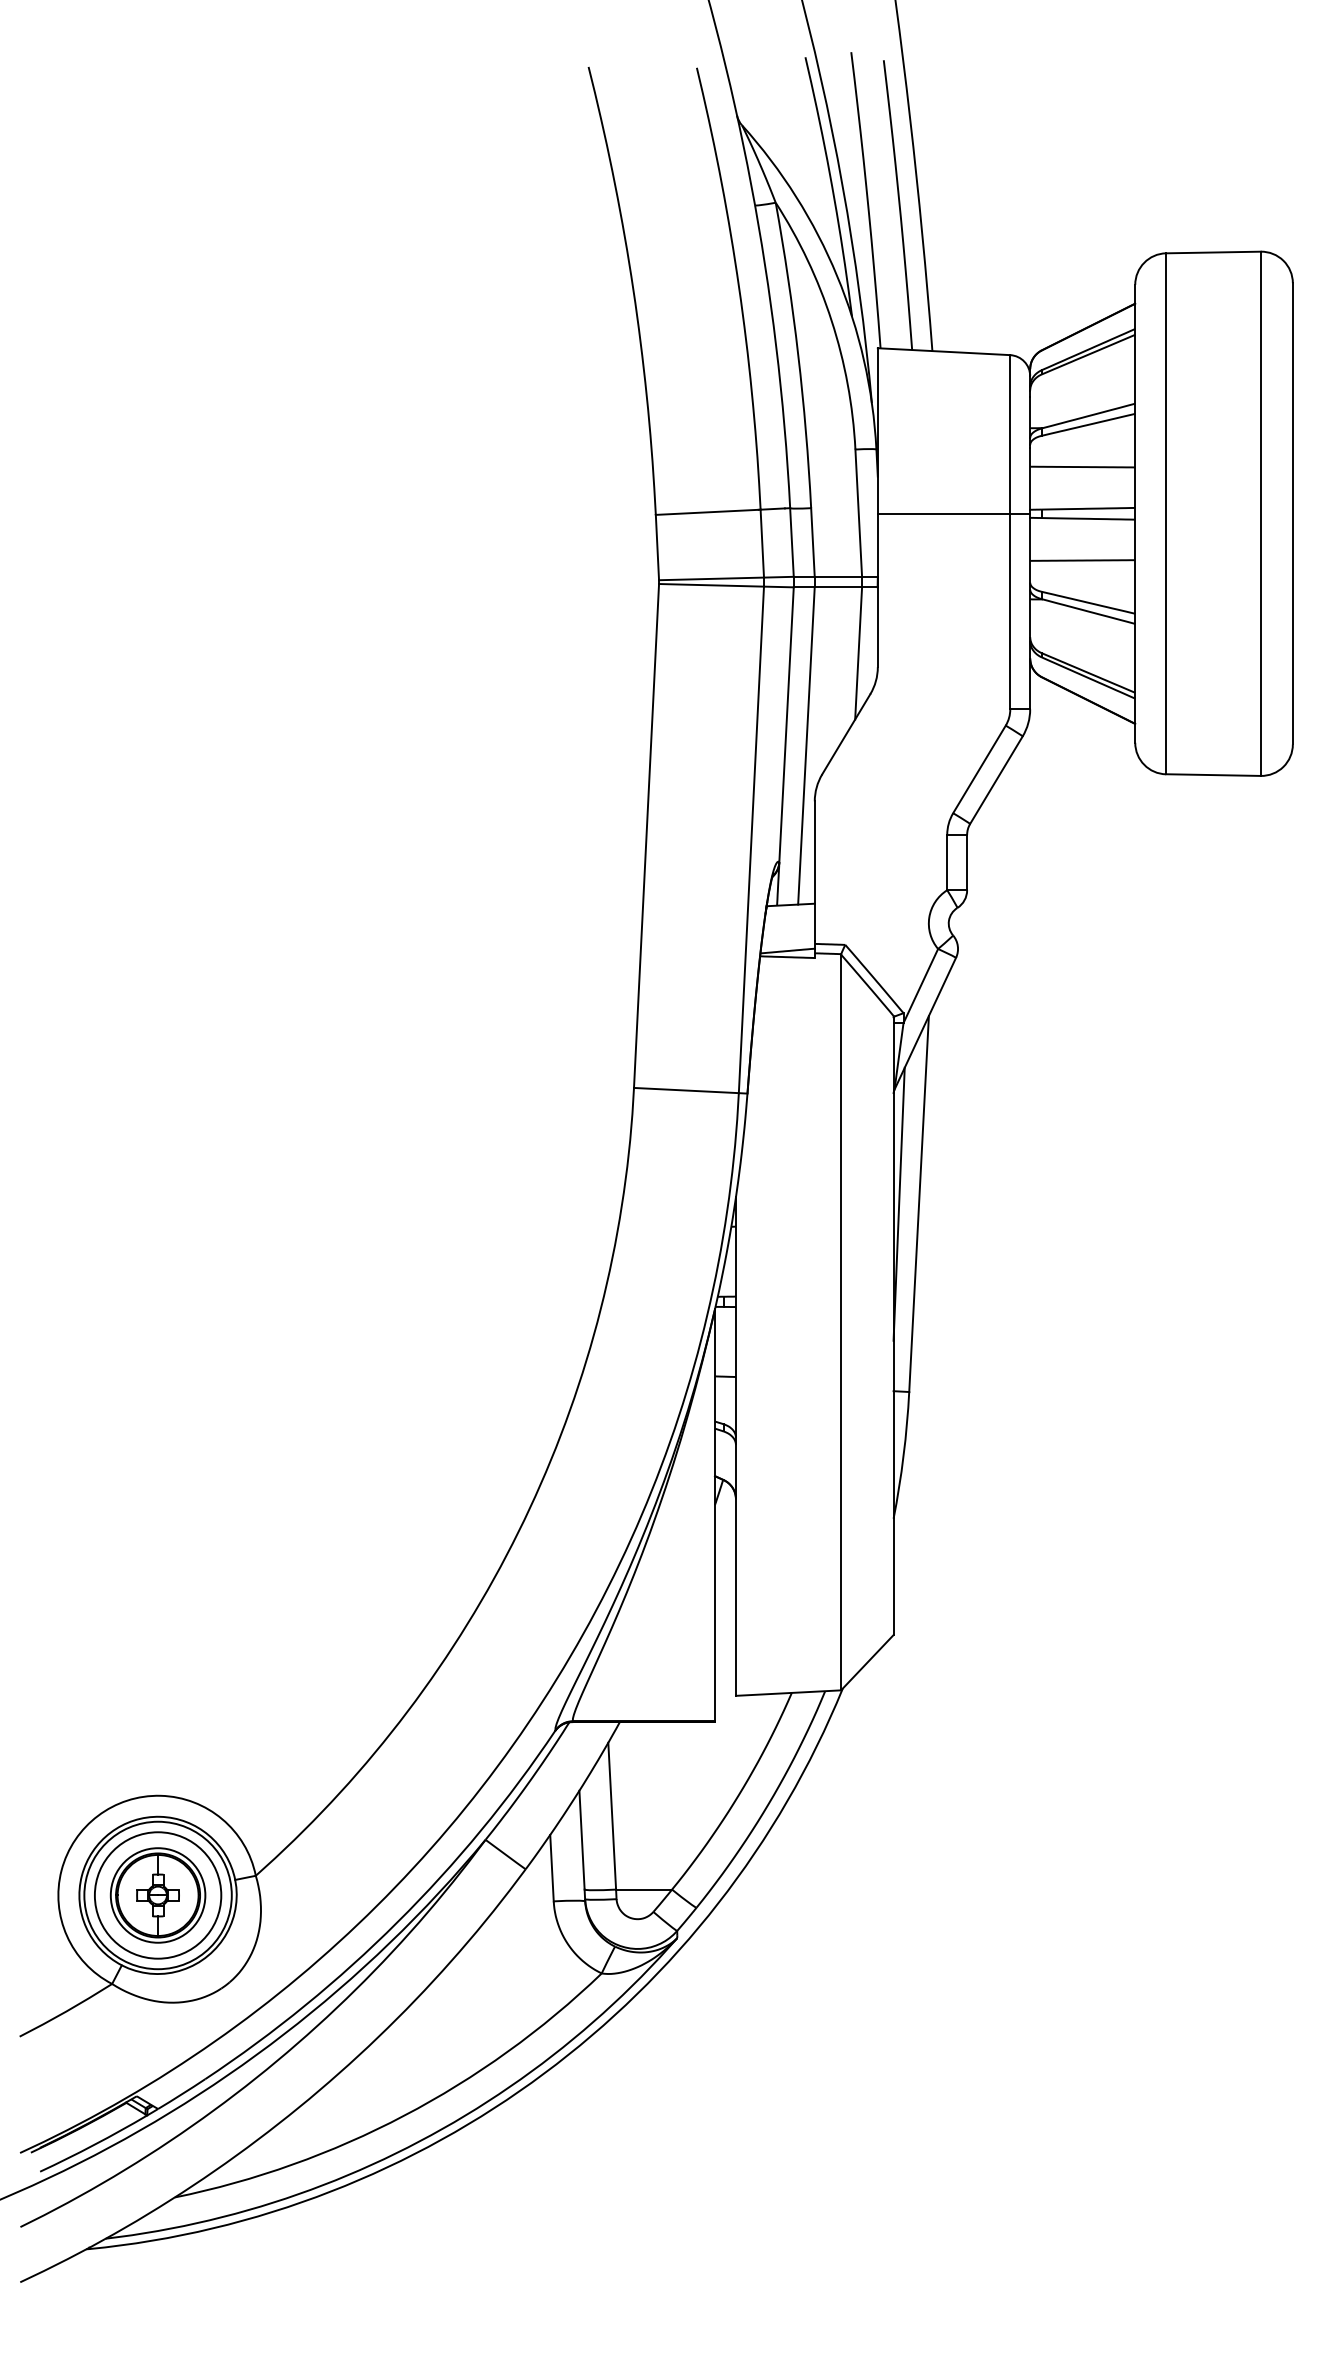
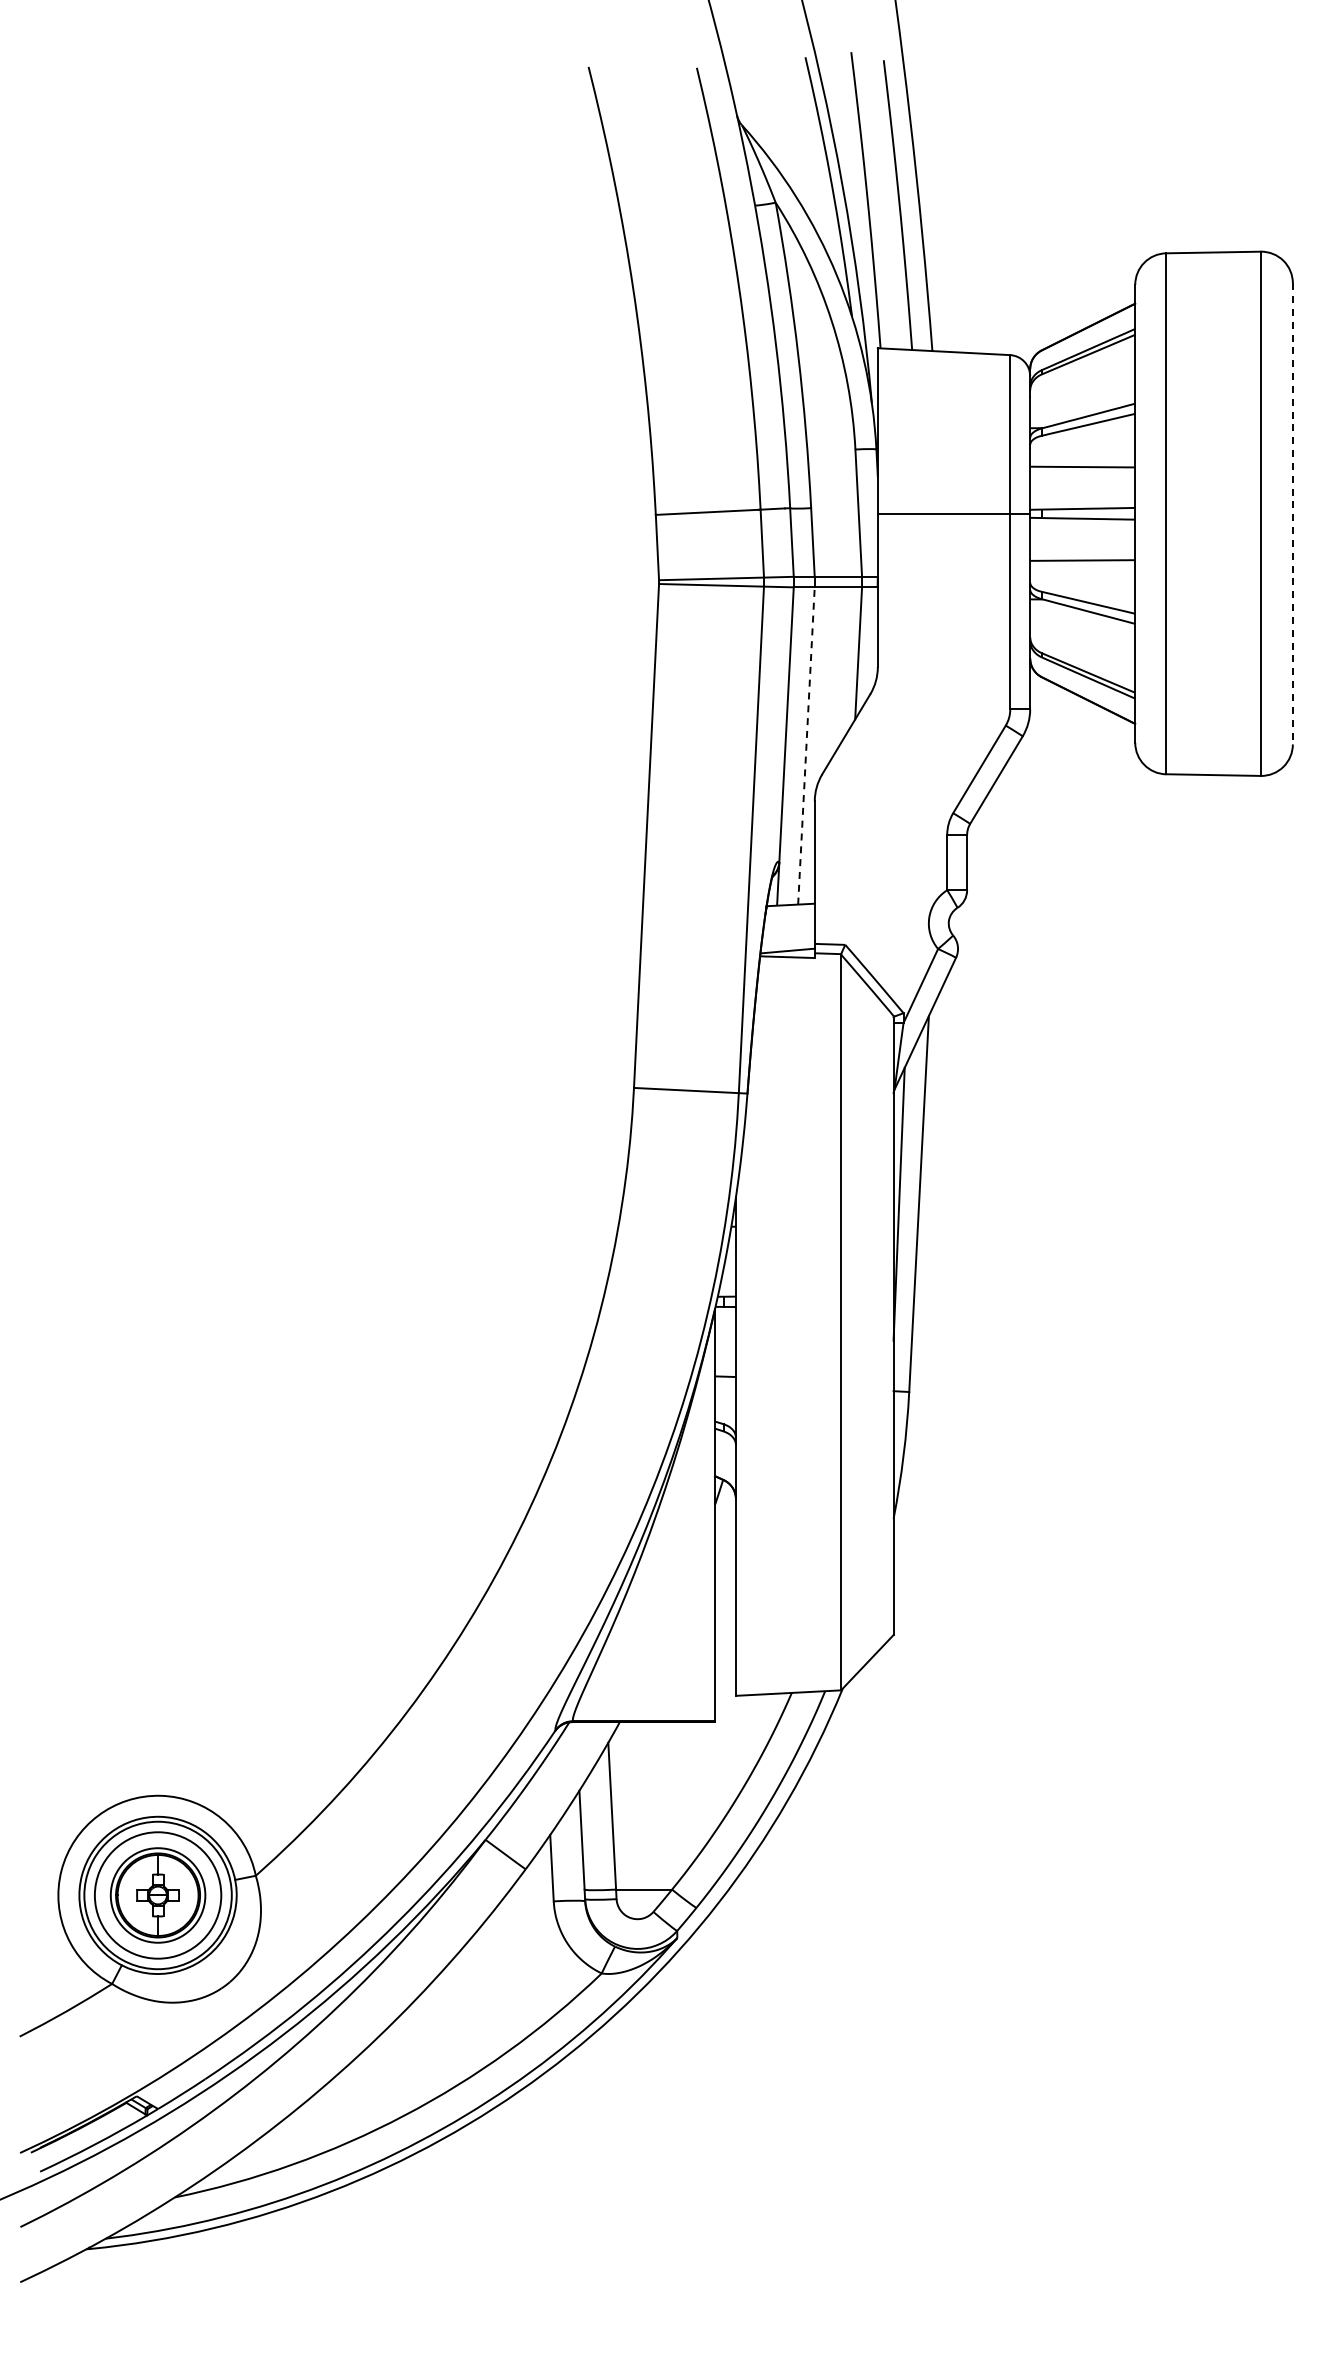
line: solid -> dashed (1292, 513)
line: solid -> dashed (806, 745)
